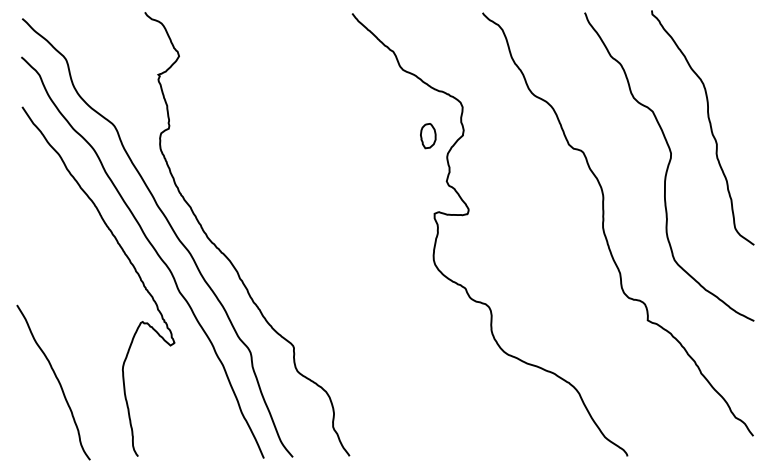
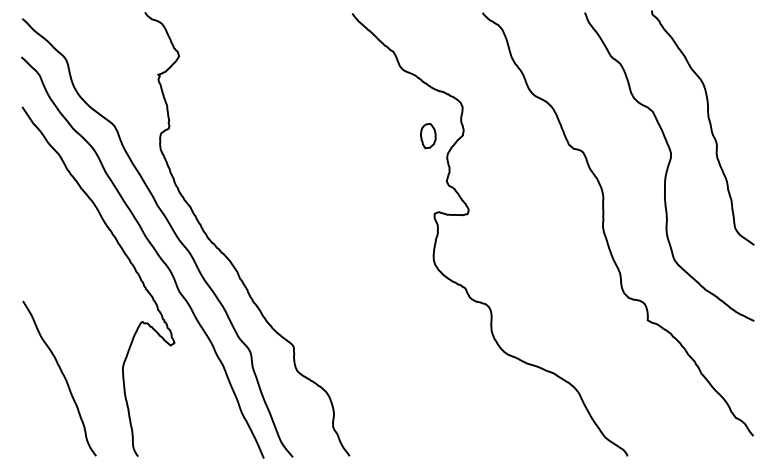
curve position: (57, 381) -> (63, 377) (63, 377)
